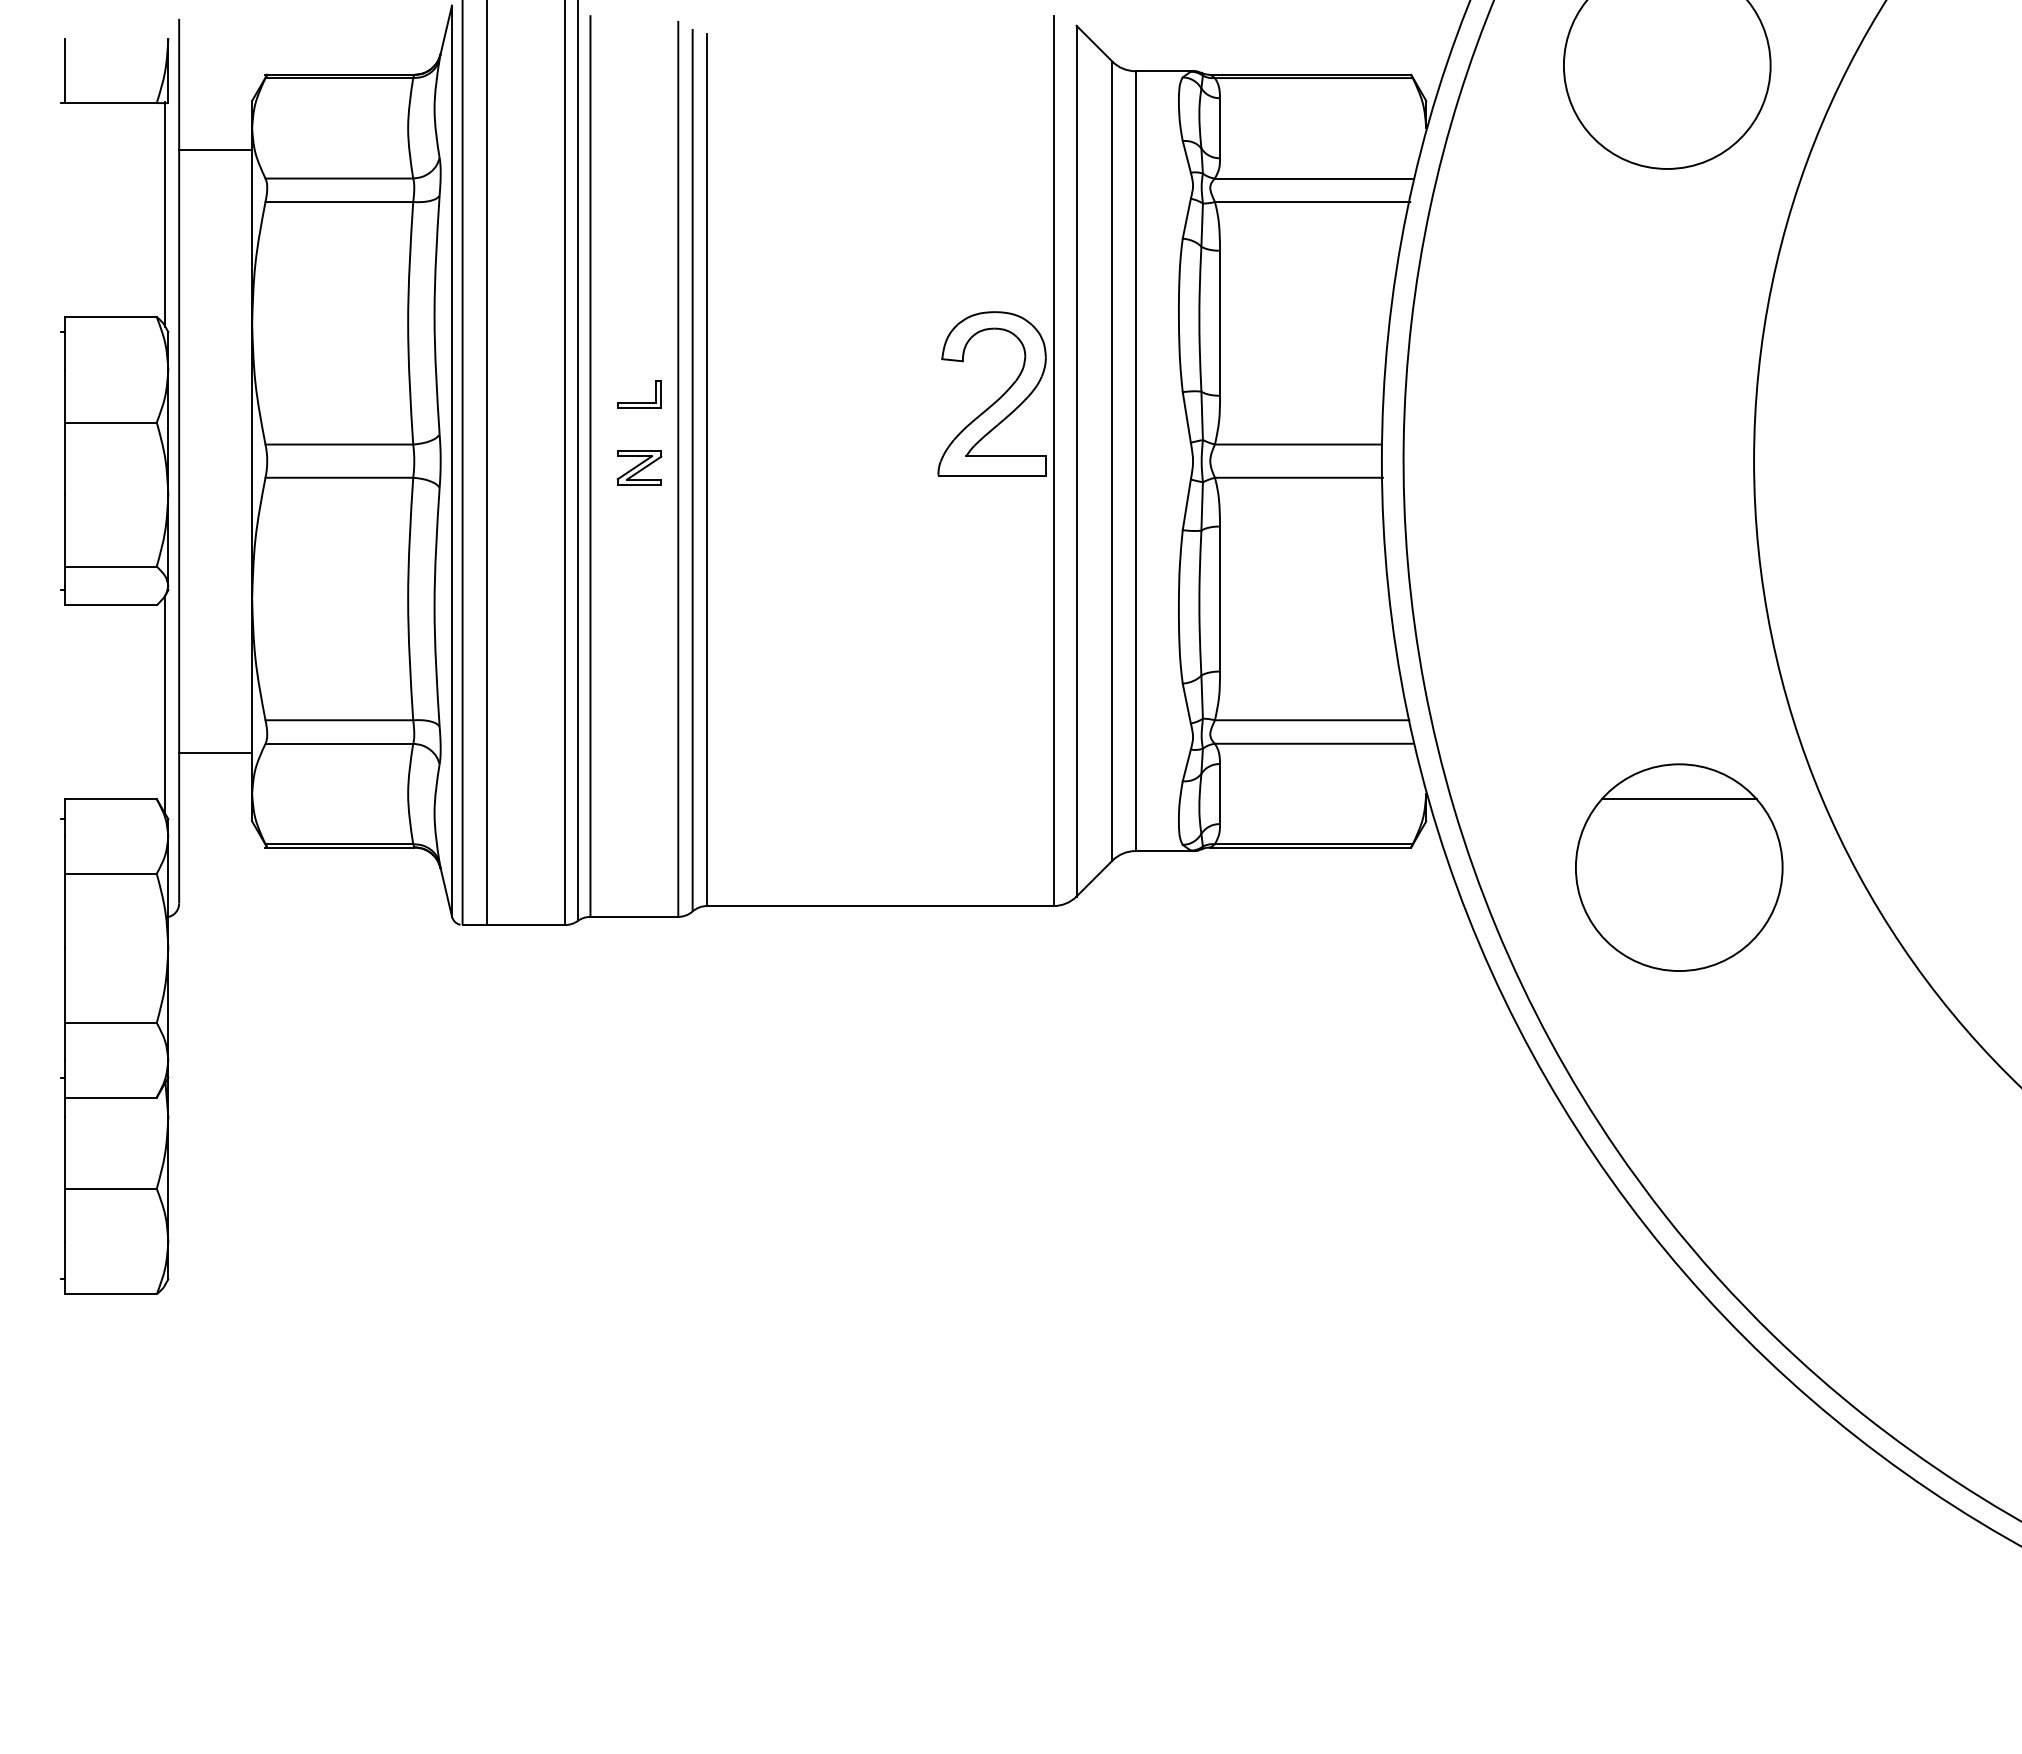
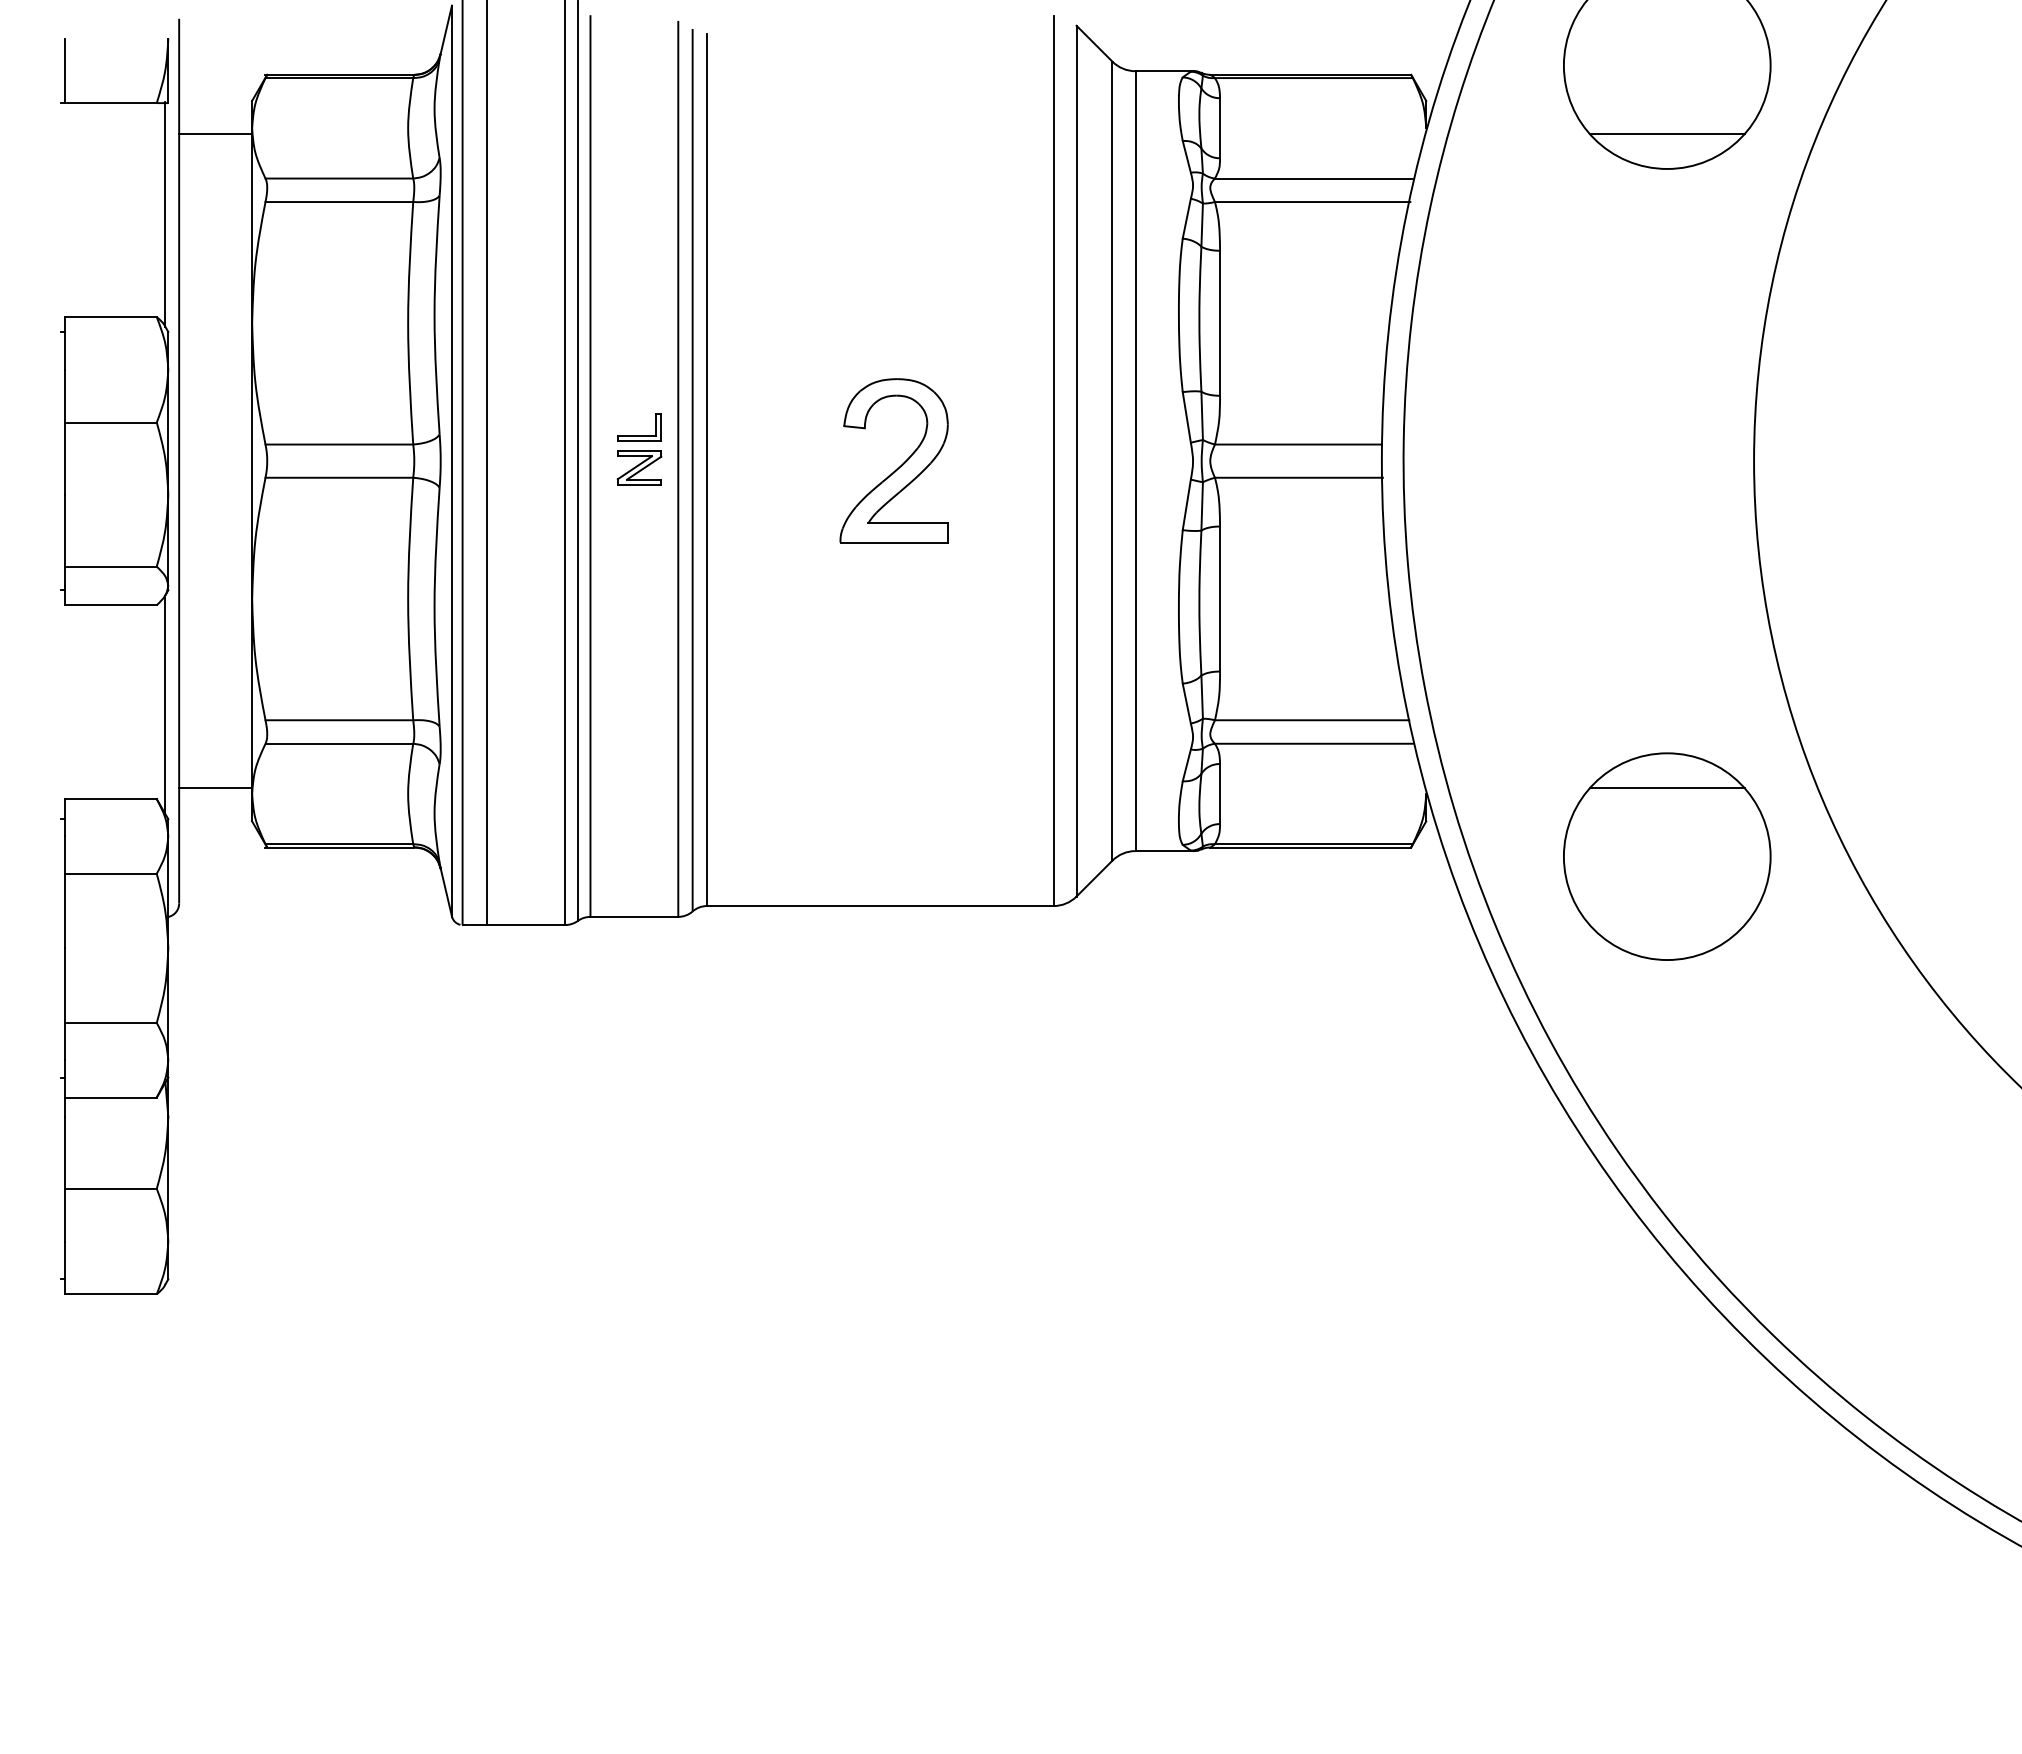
line: none -> present (1666, 134)
line position: (215, 150) -> (215, 134) (215, 134)
part position: (997, 399) -> (899, 466) (899, 466)
part position: (639, 402) -> (639, 435) (639, 435)
line position: (215, 753) -> (215, 788) (215, 788)
part position: (1679, 867) -> (1667, 856) (1667, 856)
